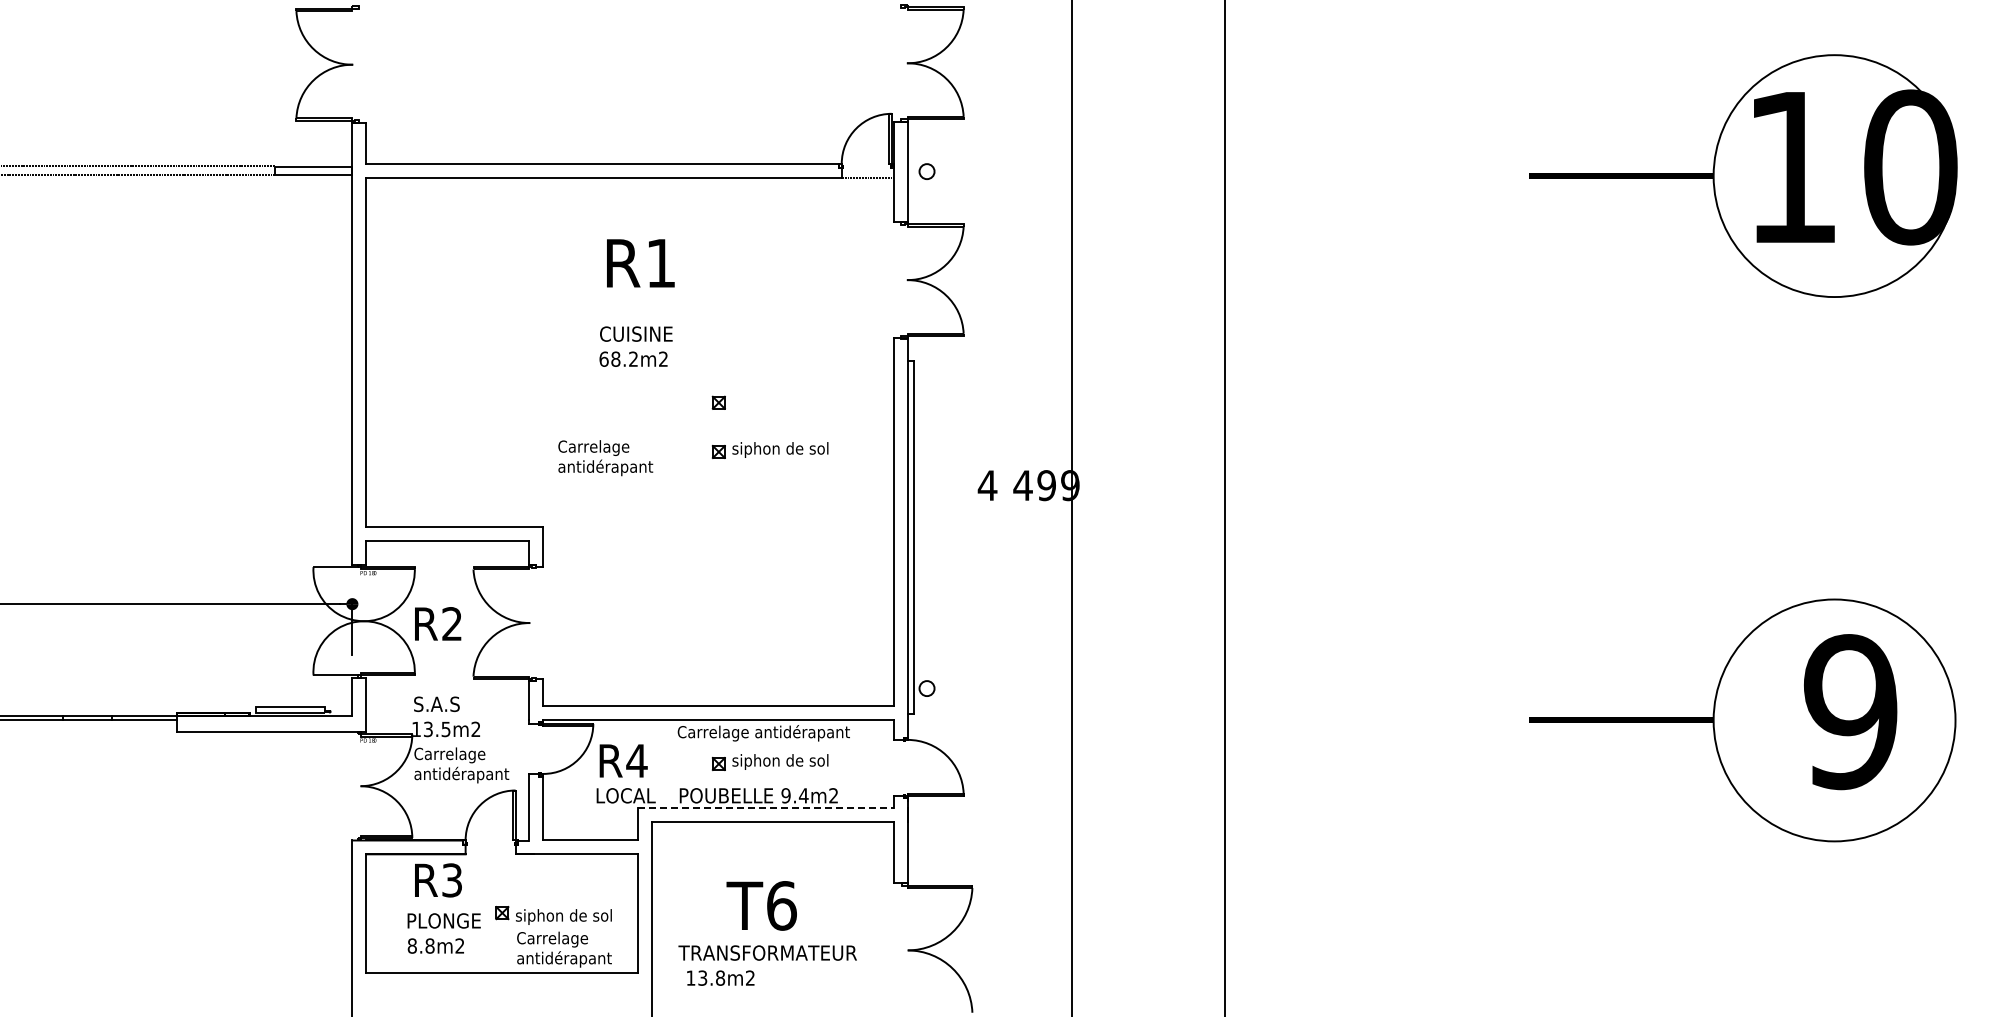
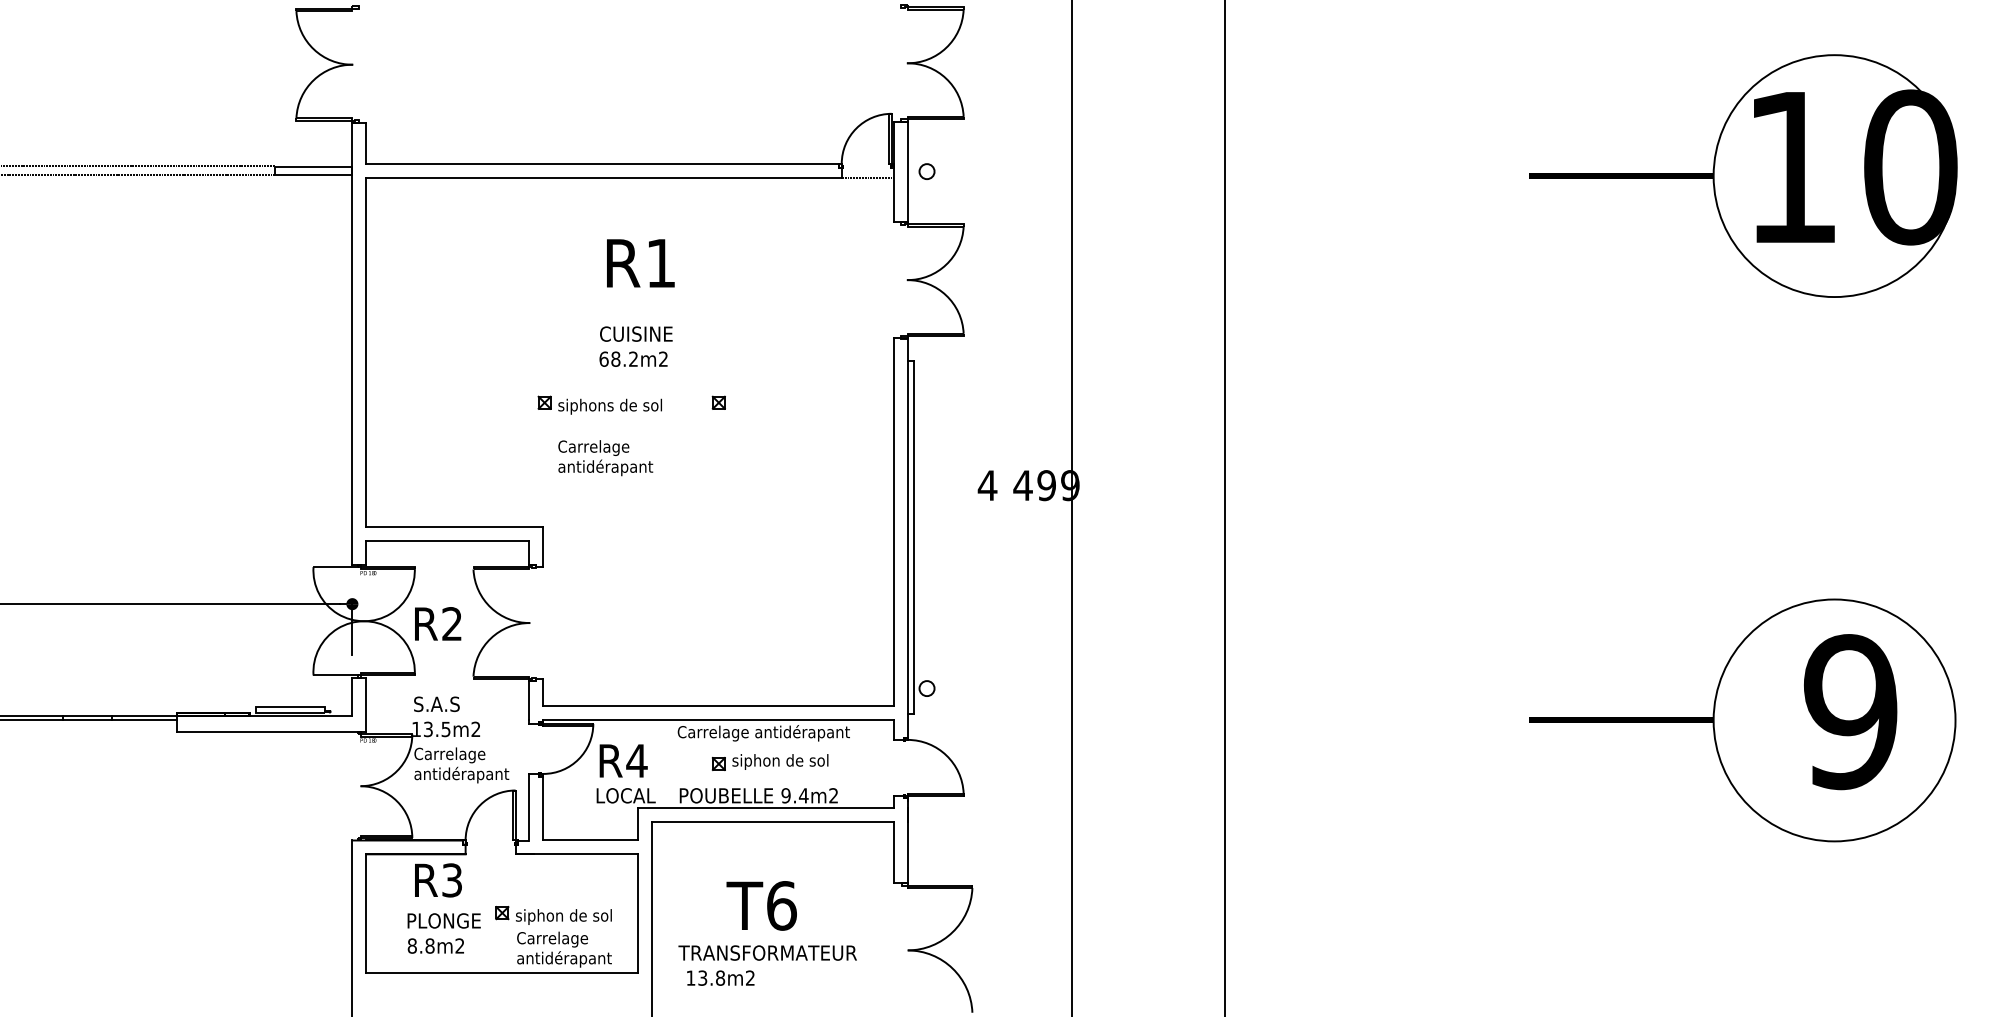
part: none -> present (599, 404)
part: present -> none (769, 450)
line: dashed -> solid (766, 807)
